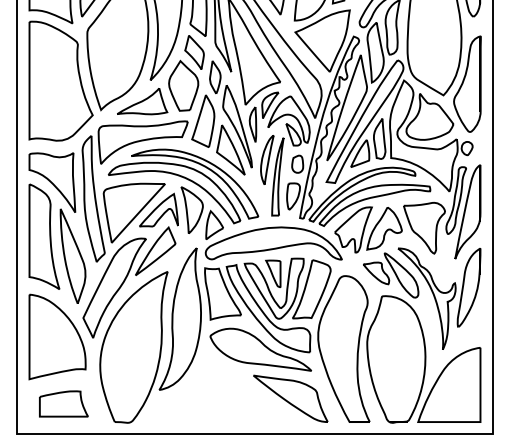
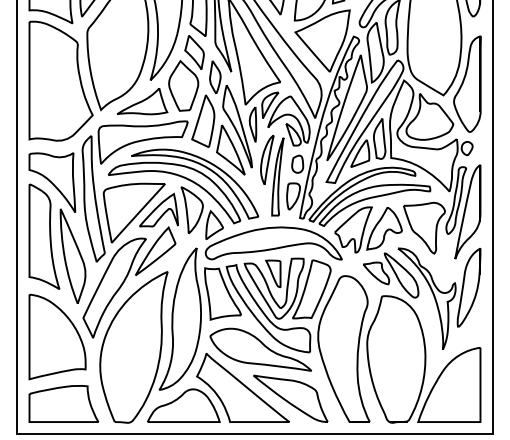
part: none -> present (218, 387)
part size: 50x28 px -> 72x38 px (63, 403)
